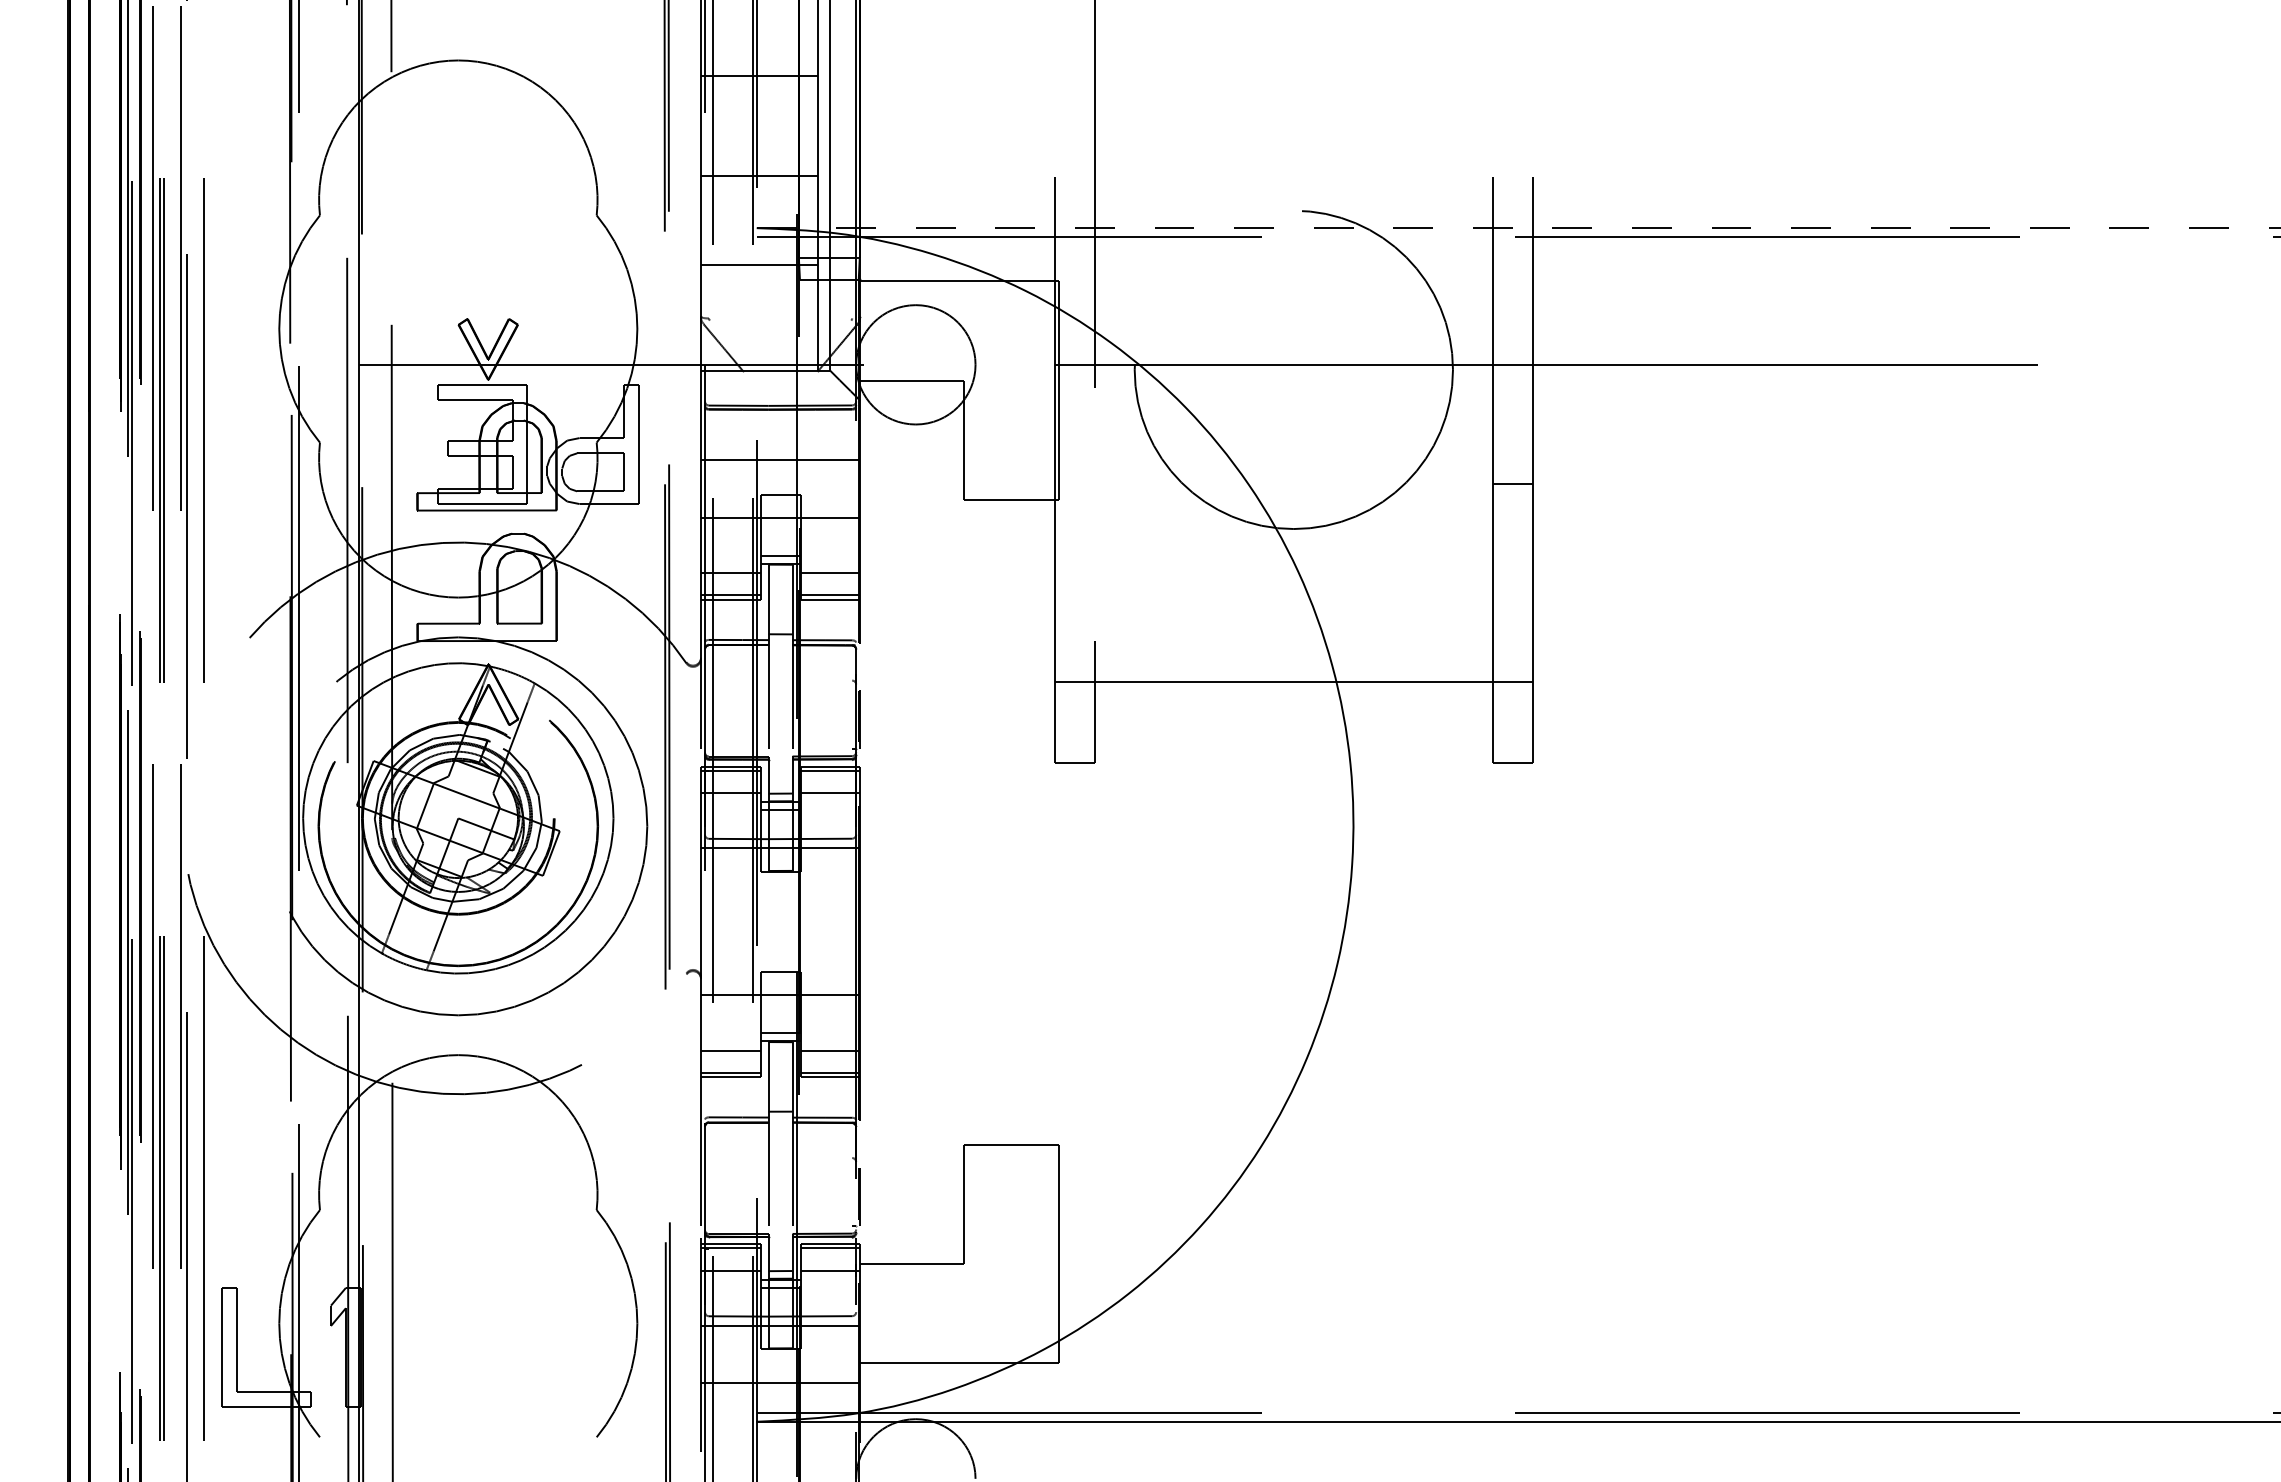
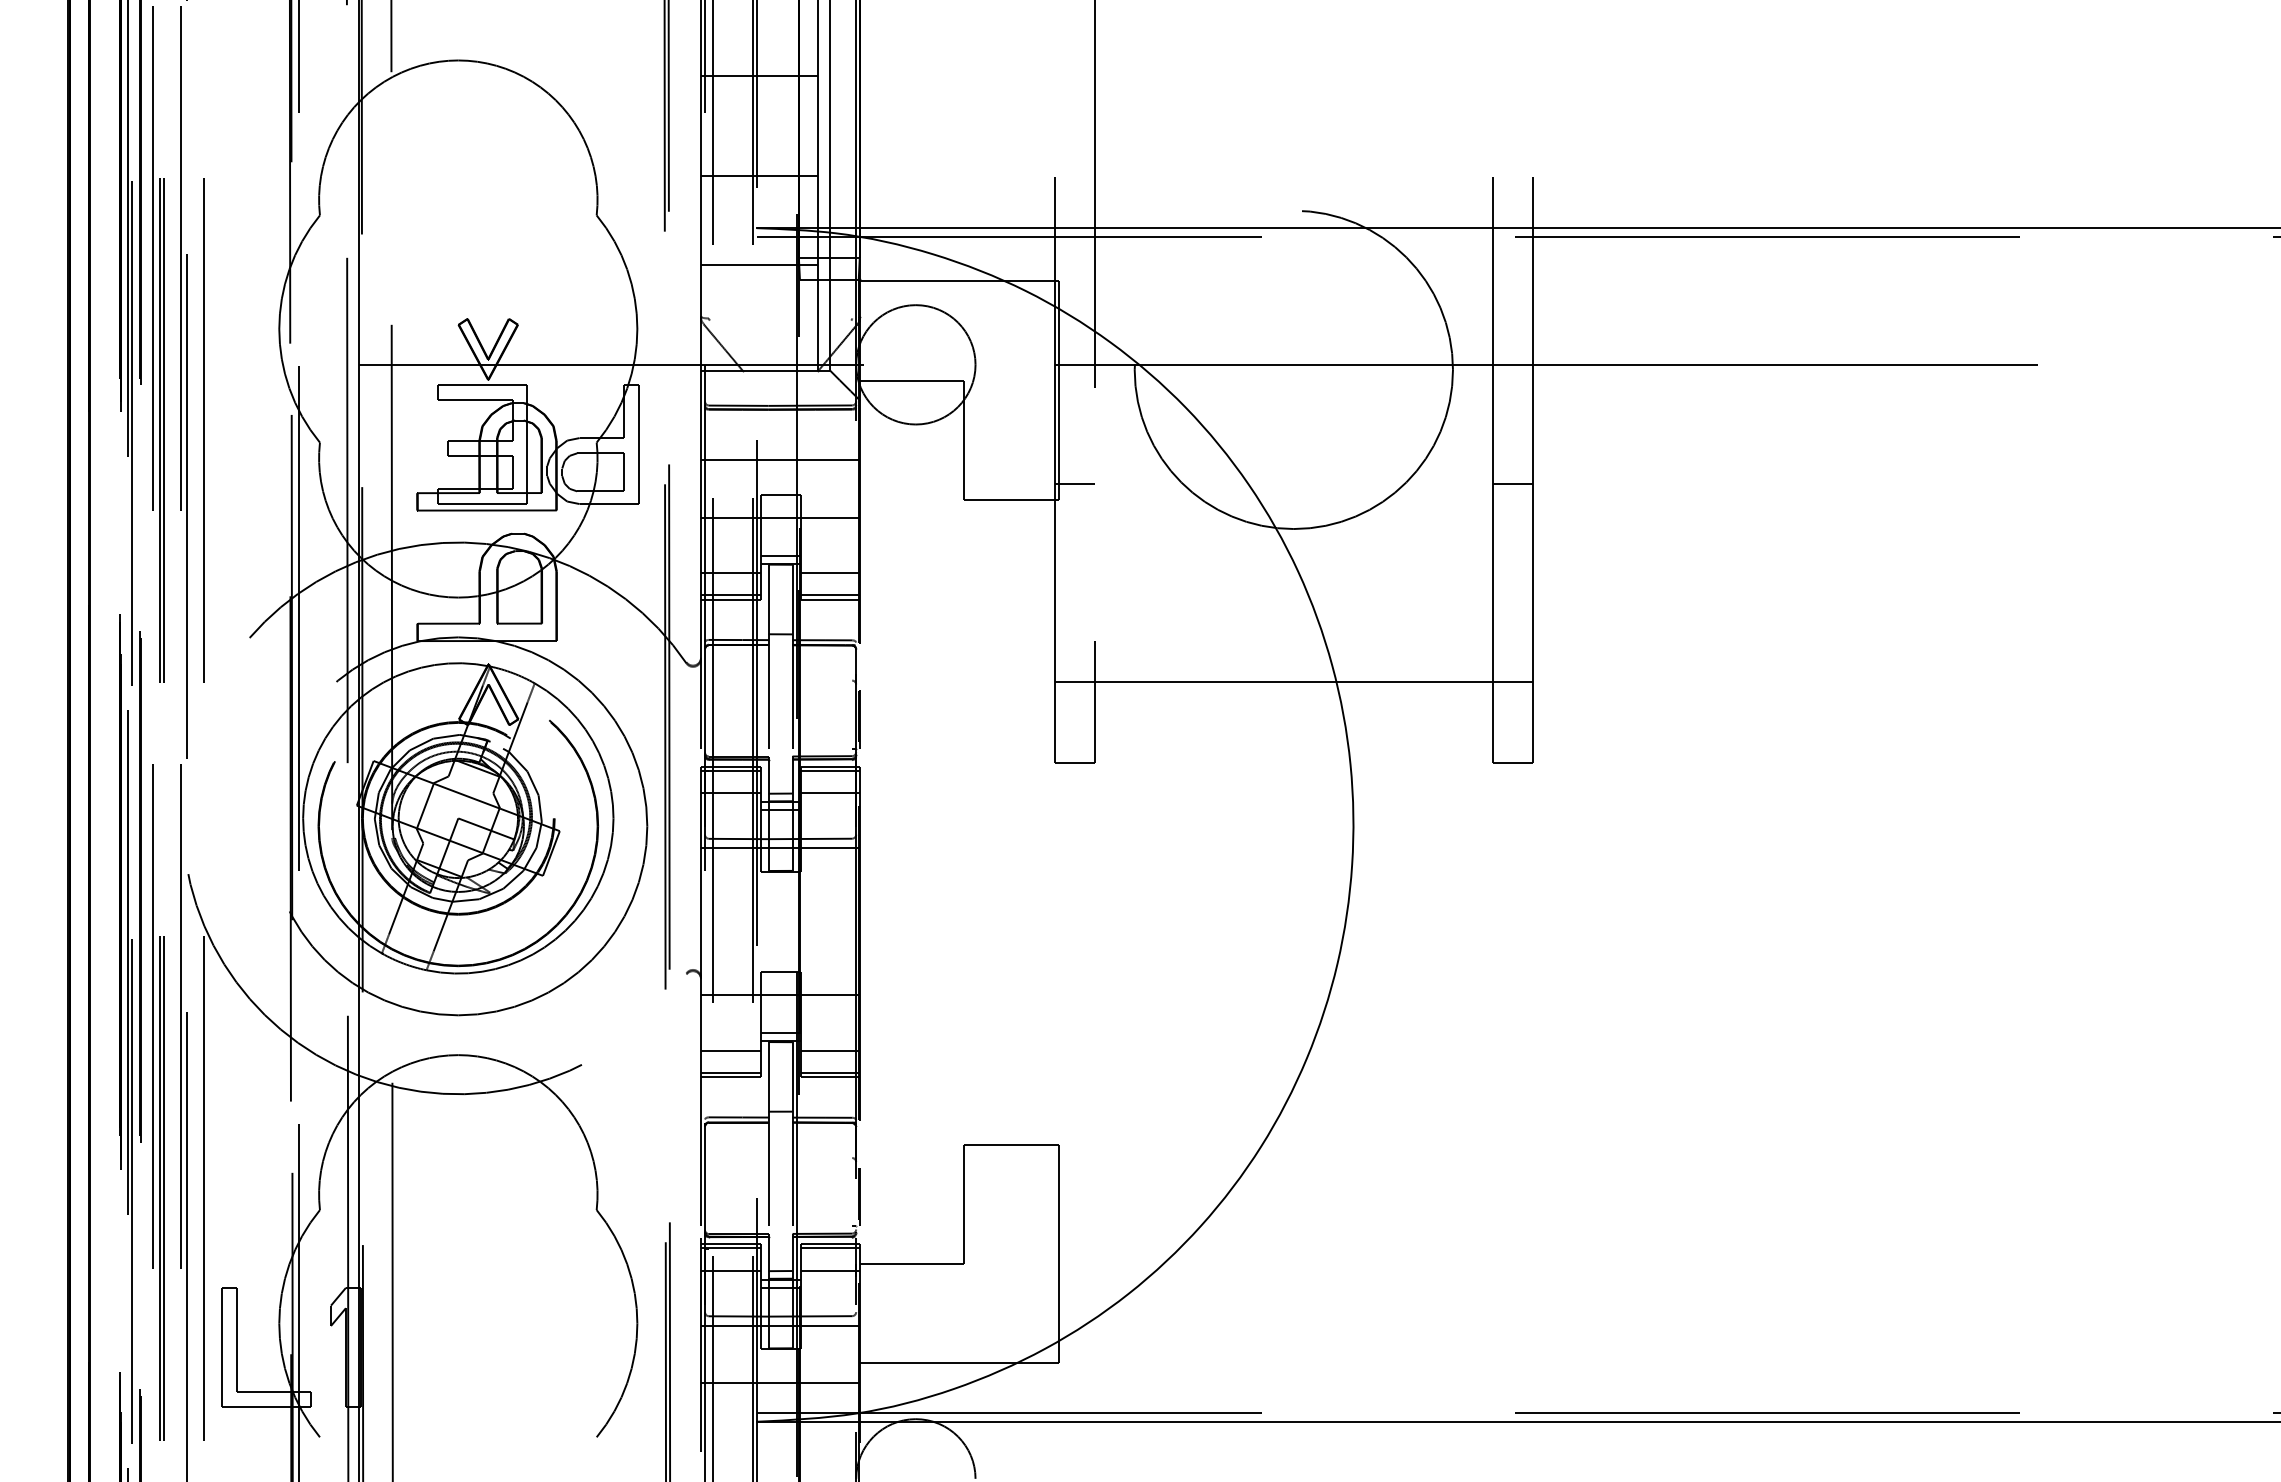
line: dashed -> solid (1518, 228)
line: none -> present (1074, 484)
